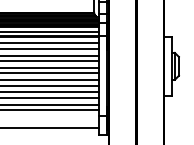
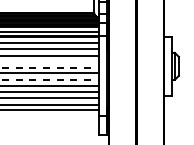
line: present -> none (50, 61)
line: solid -> dashed (49, 67)
line: solid -> dashed (49, 80)
line: present -> none (50, 127)
